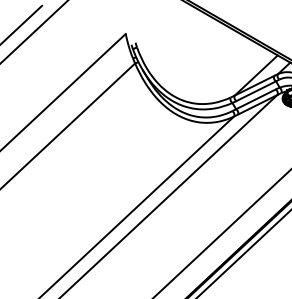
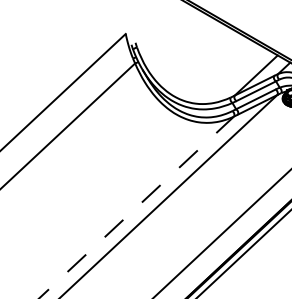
line: present -> none (22, 23)
line: present -> none (33, 32)
line: solid -> dashed (136, 207)
